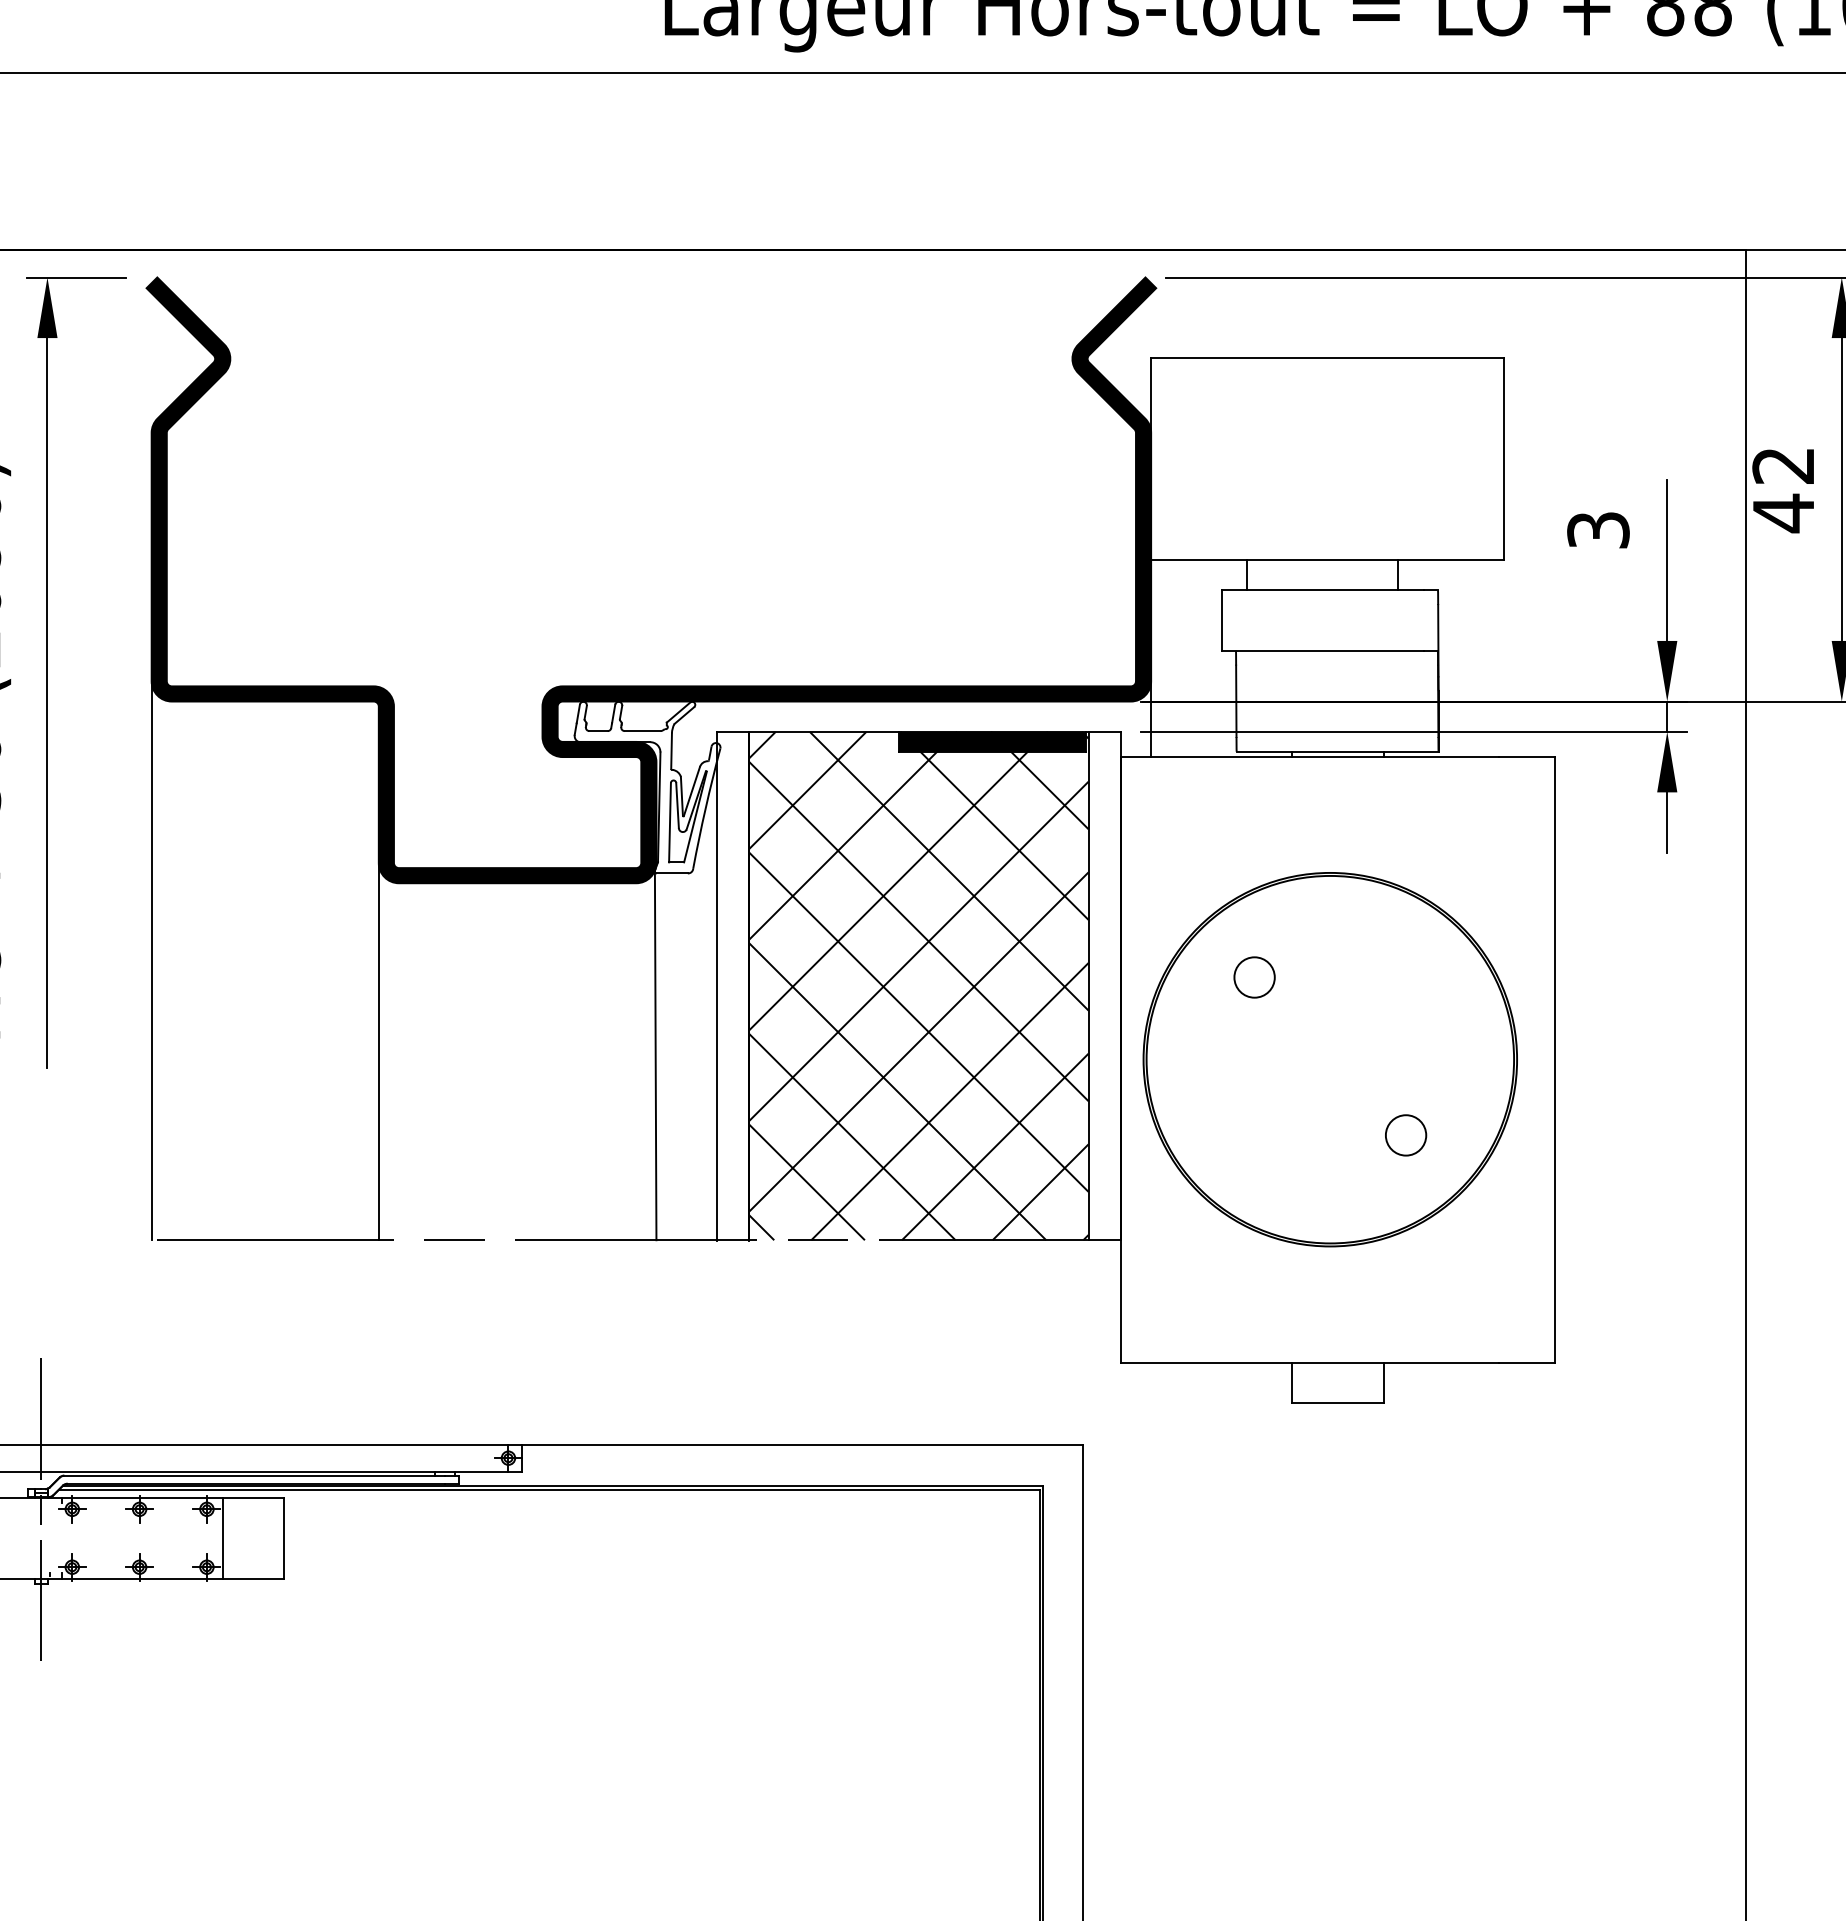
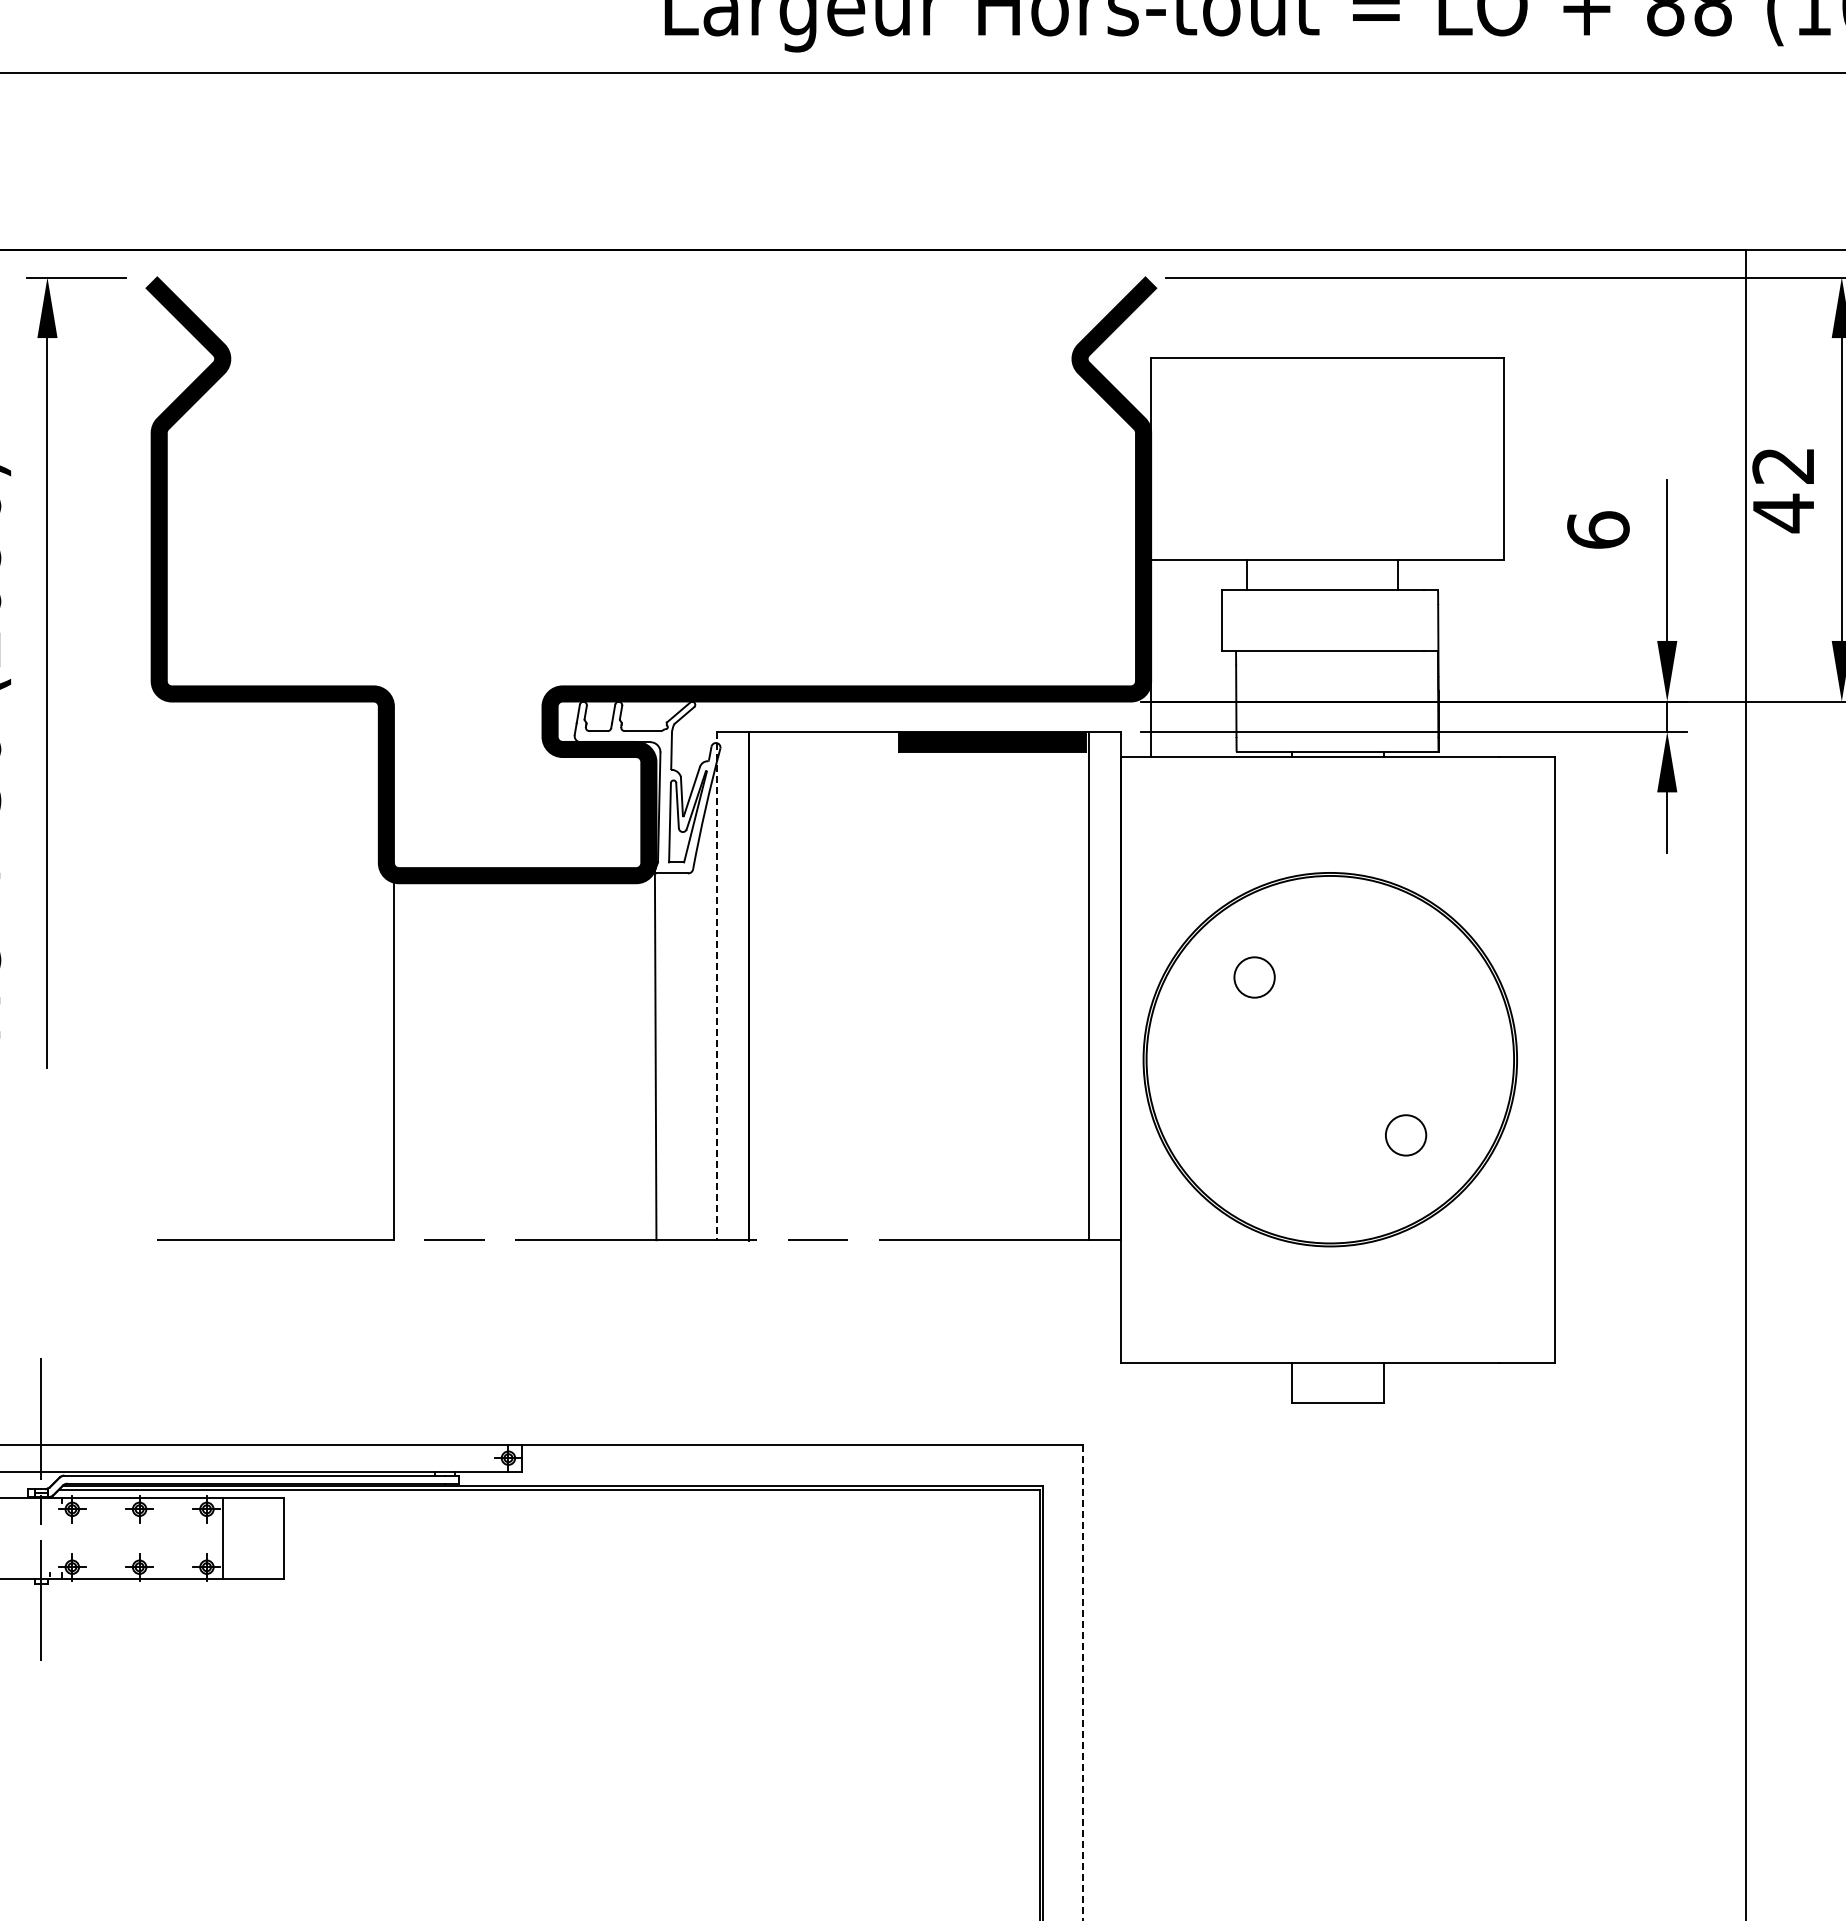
text: 3 -> 6 (1598, 529)
line: present -> none (151, 960)
hatch: present -> none (918, 985)
line: solid -> dashed (717, 986)
line position: (378, 1051) -> (393, 1051) (393, 1051)
line: solid -> dashed (1083, 1683)
